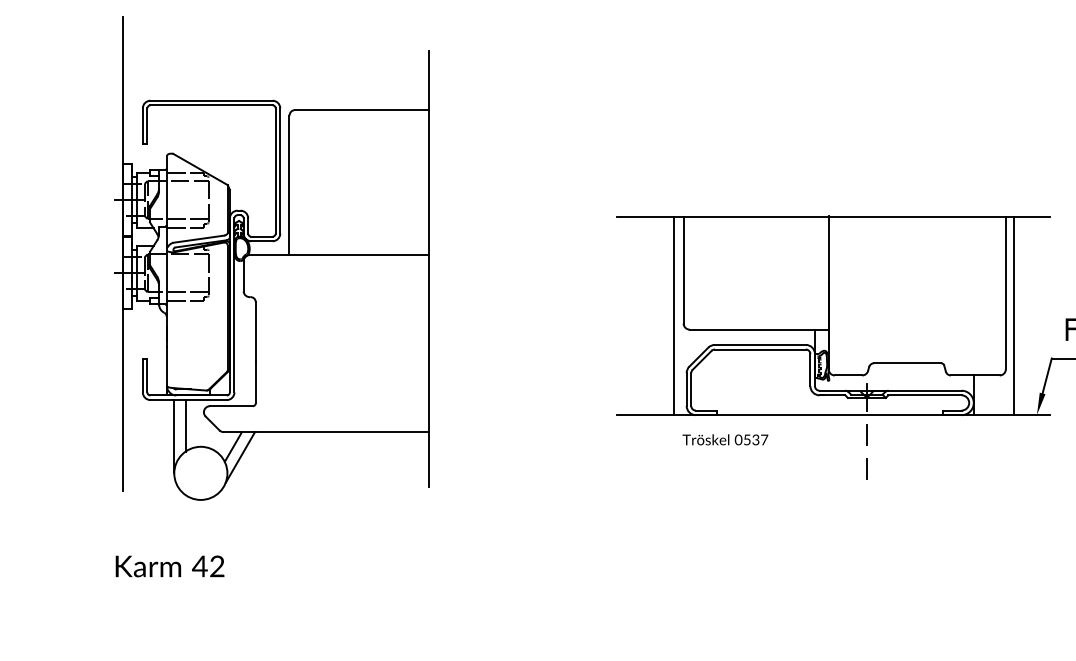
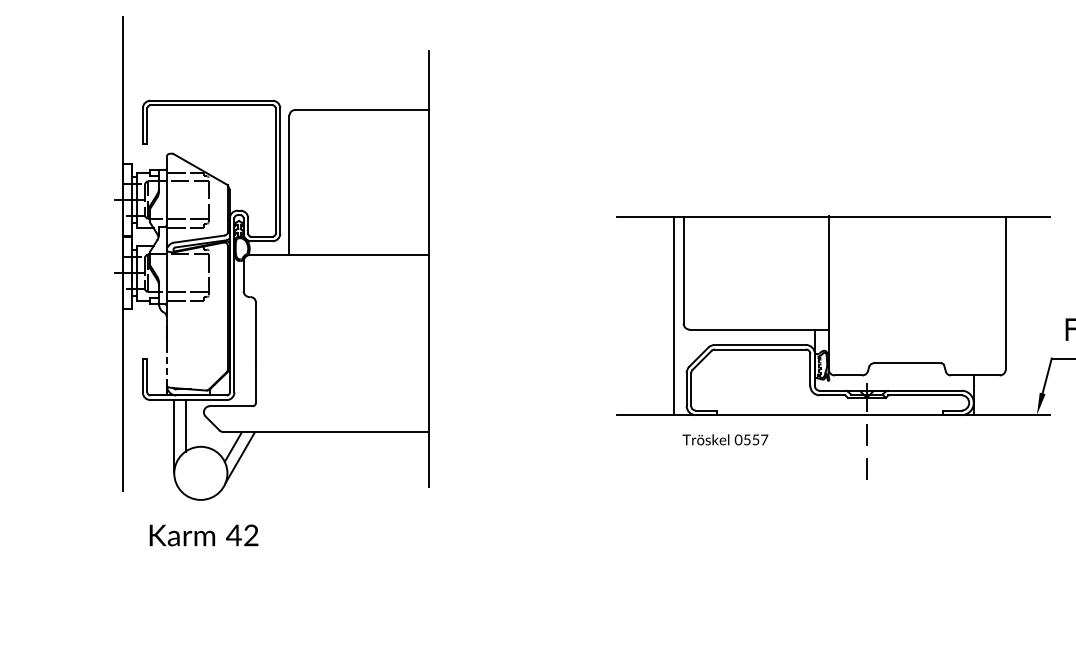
line: present -> none (1013, 315)
line: solid -> dashed (167, 366)
text: 0537 -> 0557 (755, 439)
text position: (169, 566) -> (203, 535) (203, 535)
